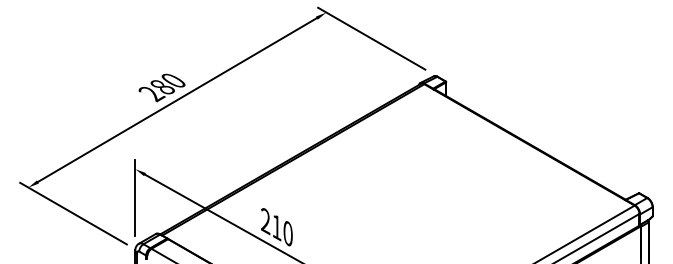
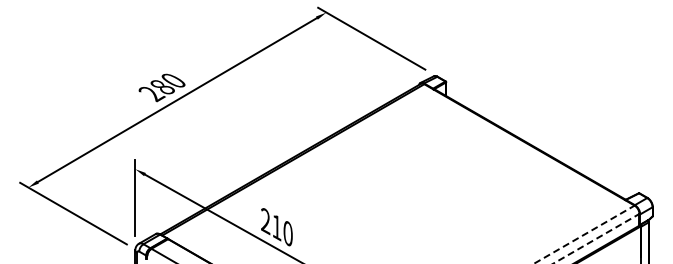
line: solid -> dashed (584, 234)
line: solid -> dashed (596, 238)
